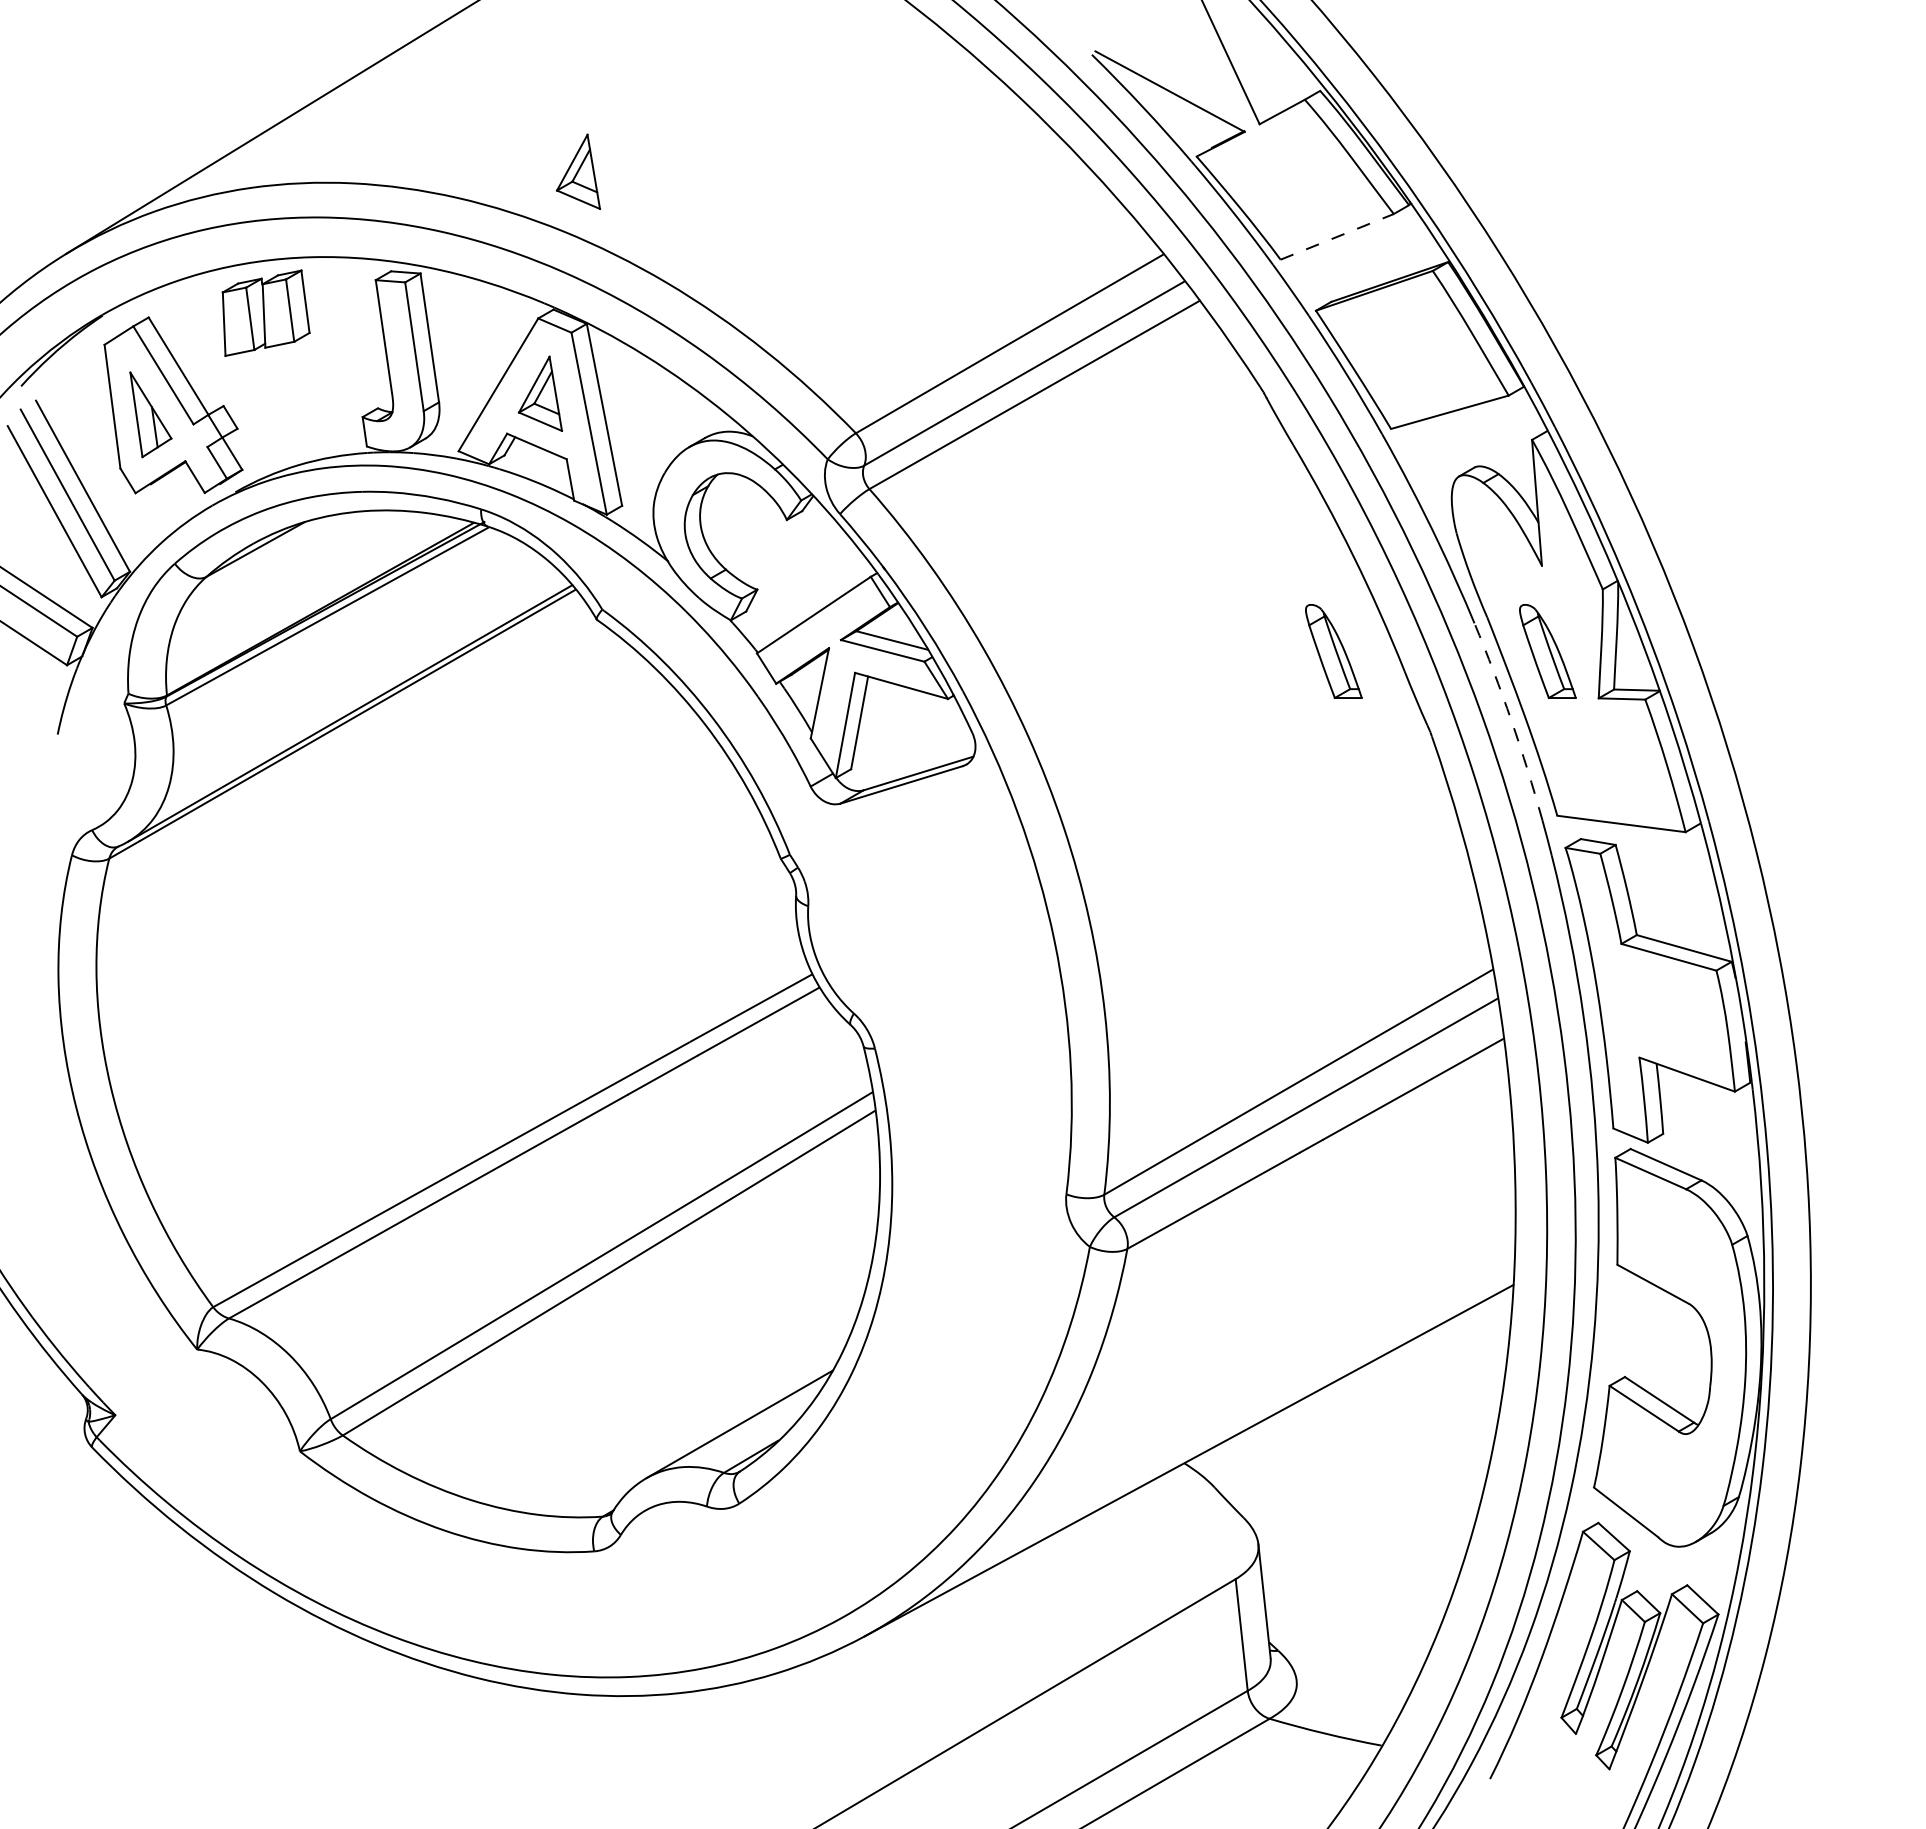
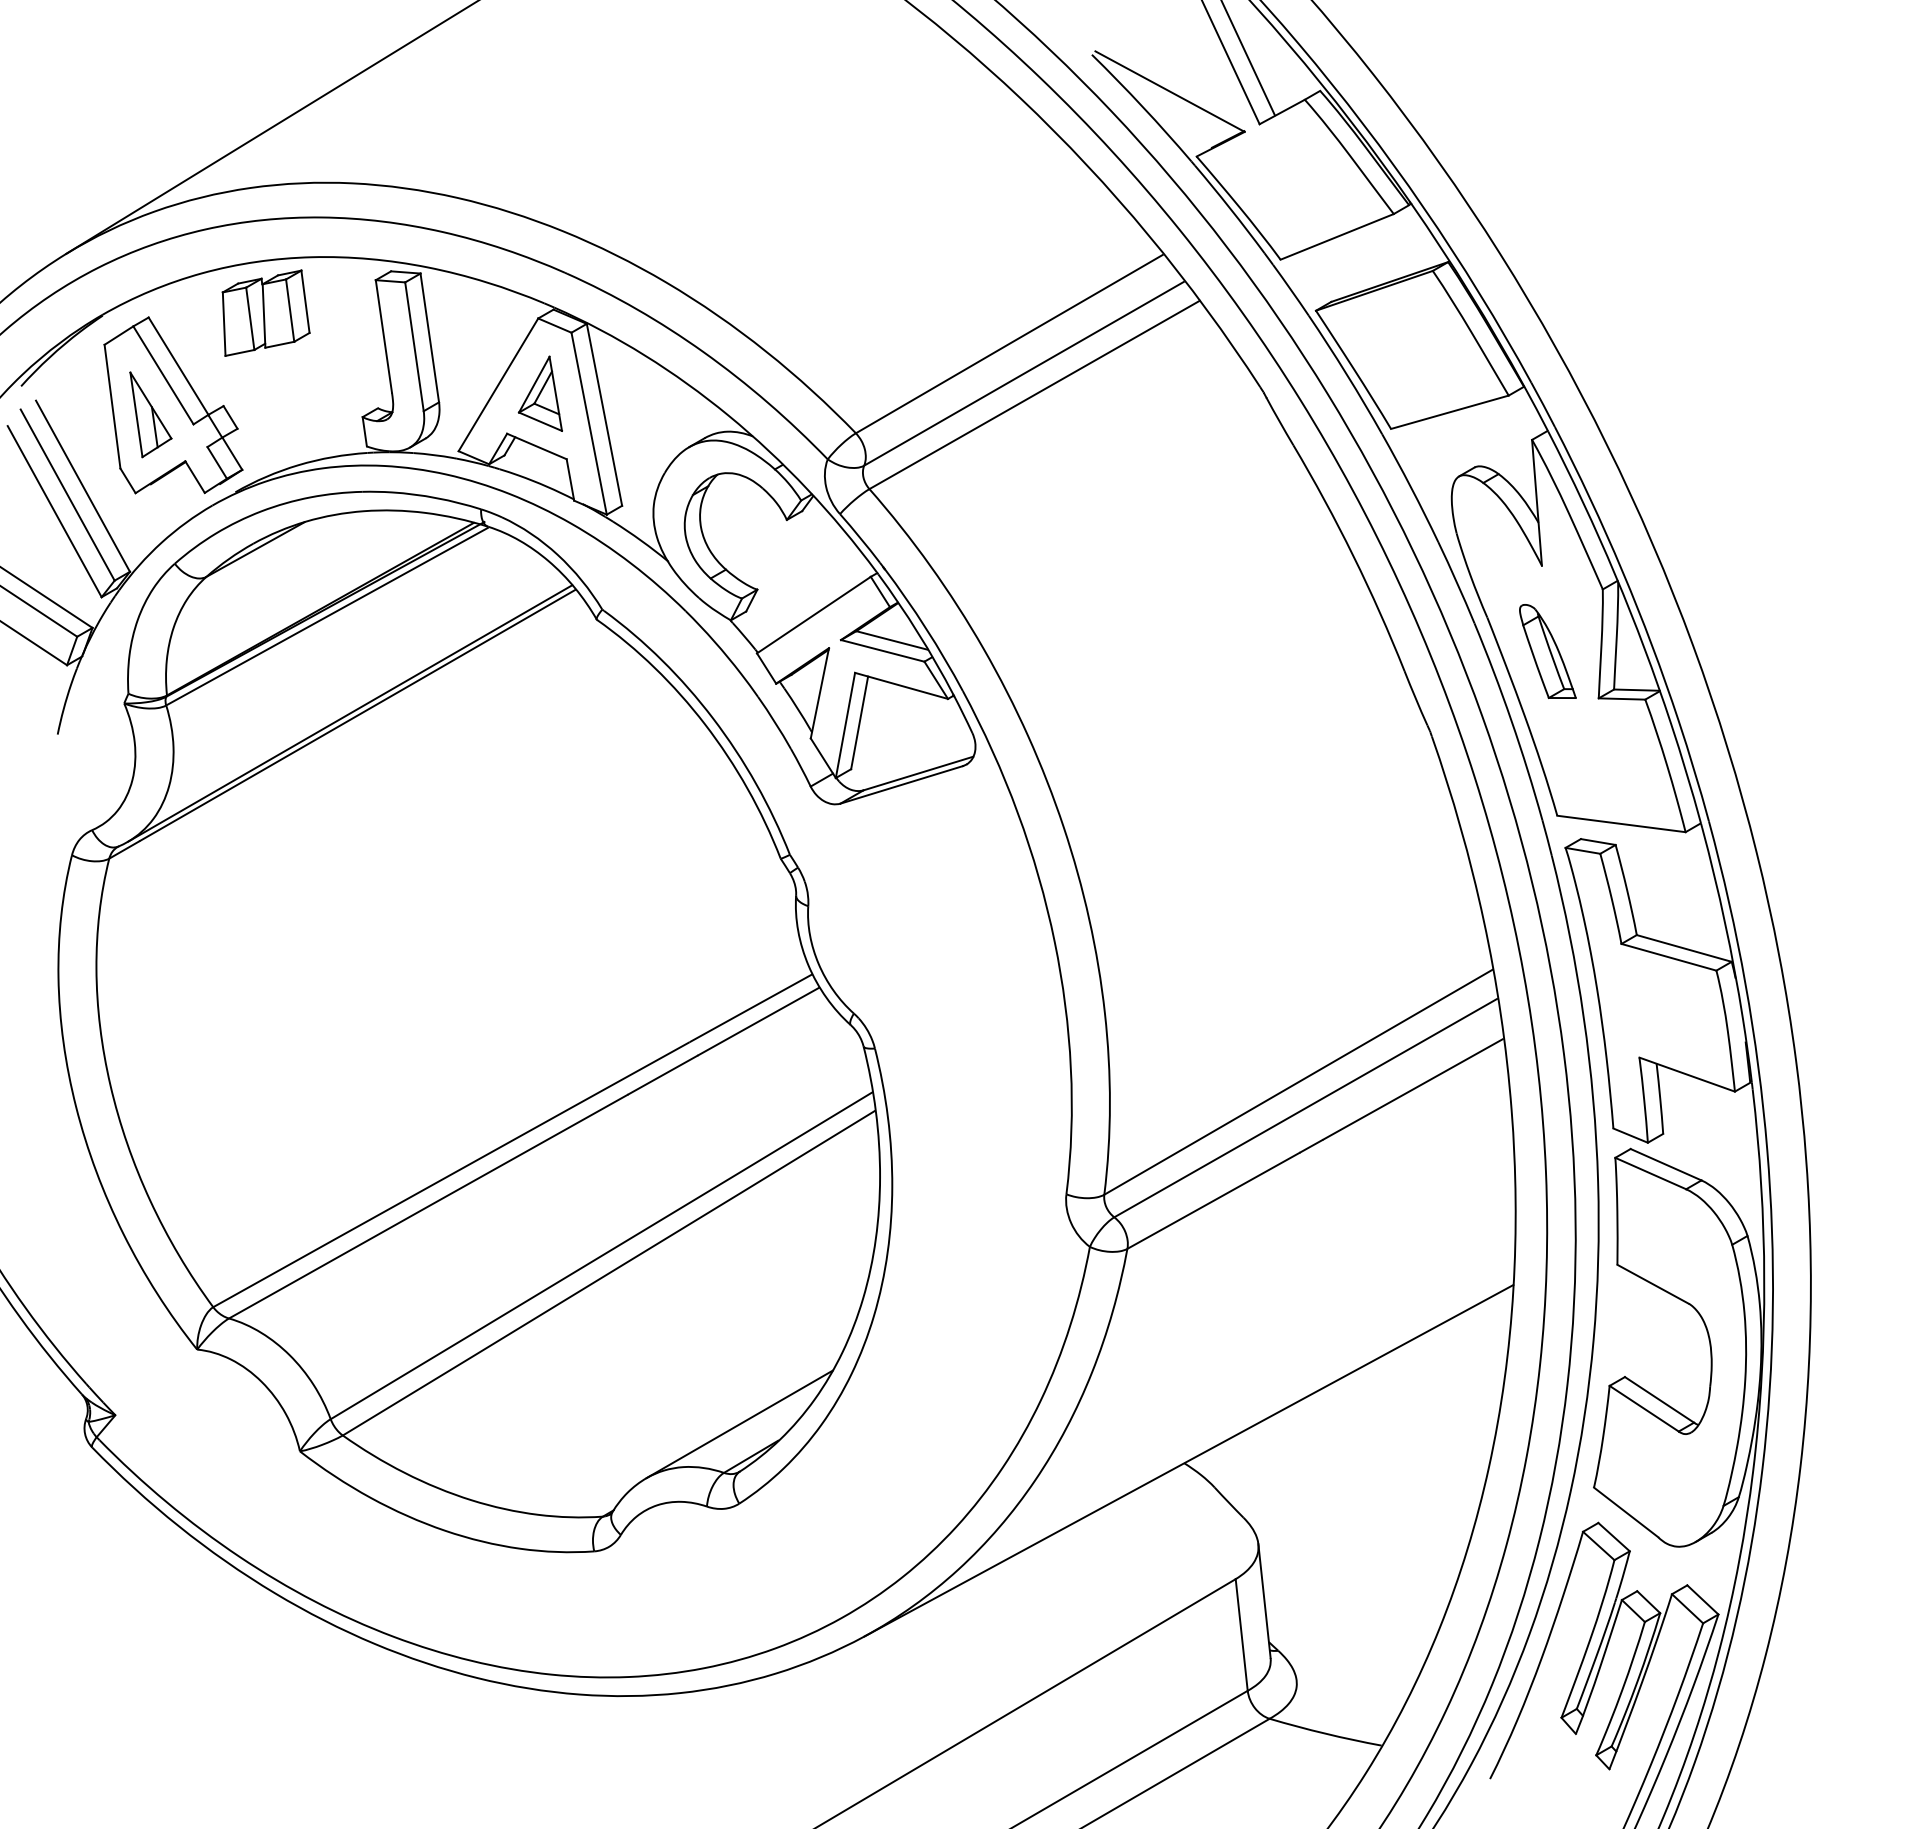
line: none -> present (1248, 58)
part: present -> none (577, 171)
line: dashed -> solid (1337, 236)
part: present -> none (1333, 651)
arc: dashed -> solid (1511, 720)
